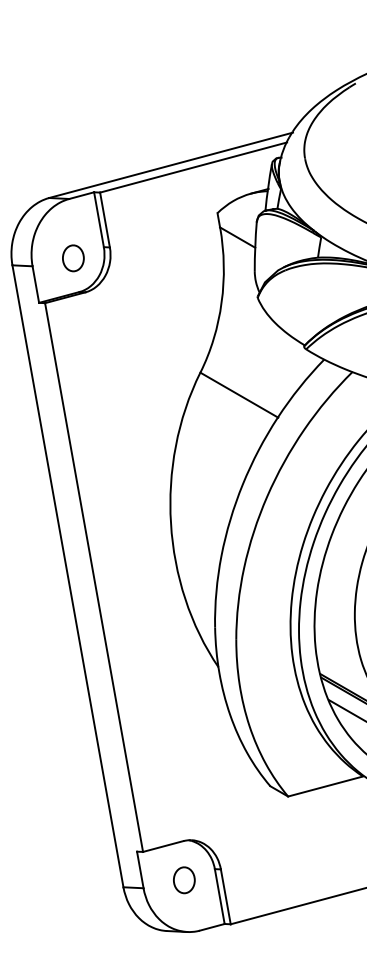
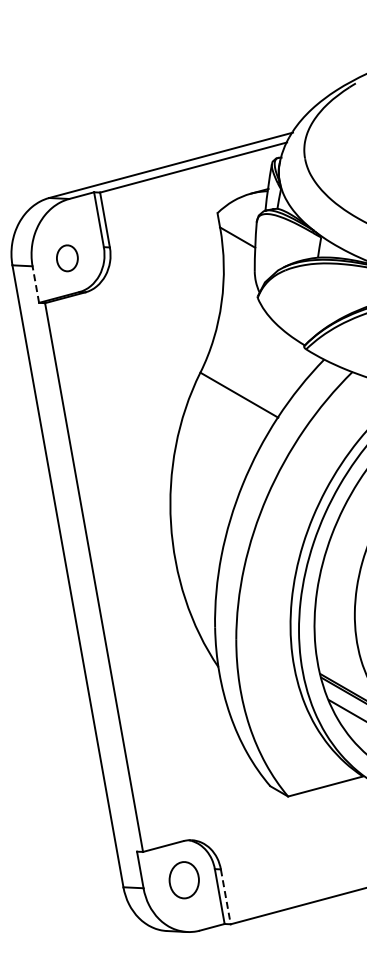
part position: (73, 258) -> (67, 258) (67, 258)
line: solid -> dashed (35, 284)
part size: 23x29 px -> 32x39 px (183, 880)
line: solid -> dashed (225, 896)
